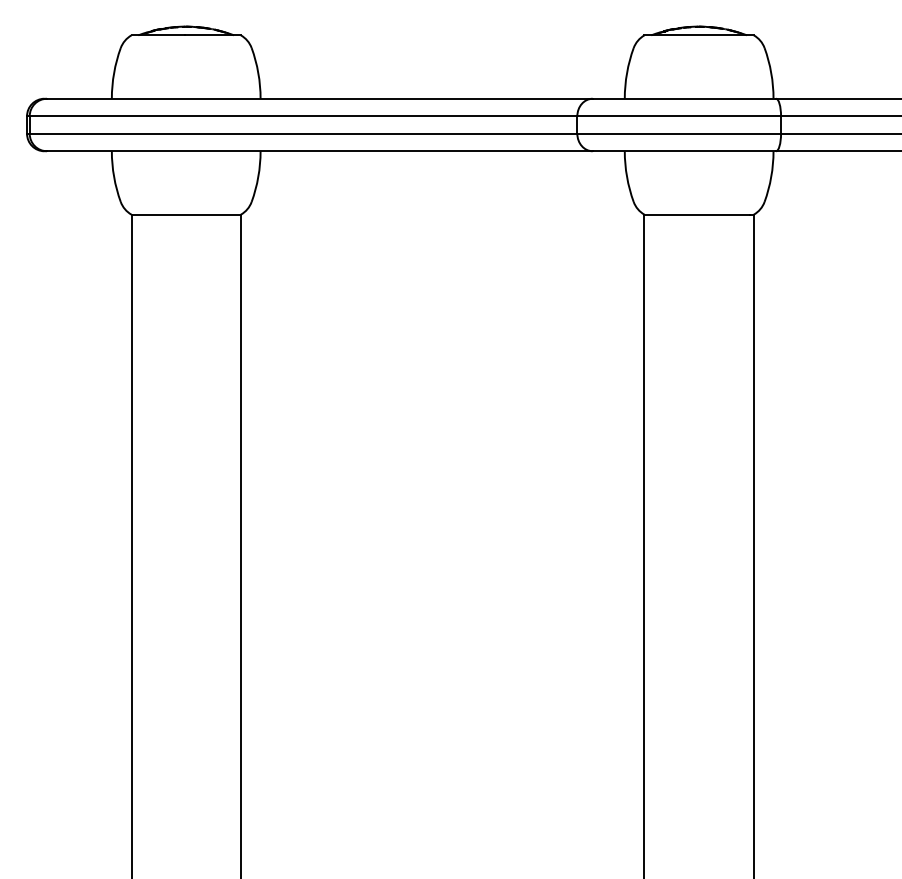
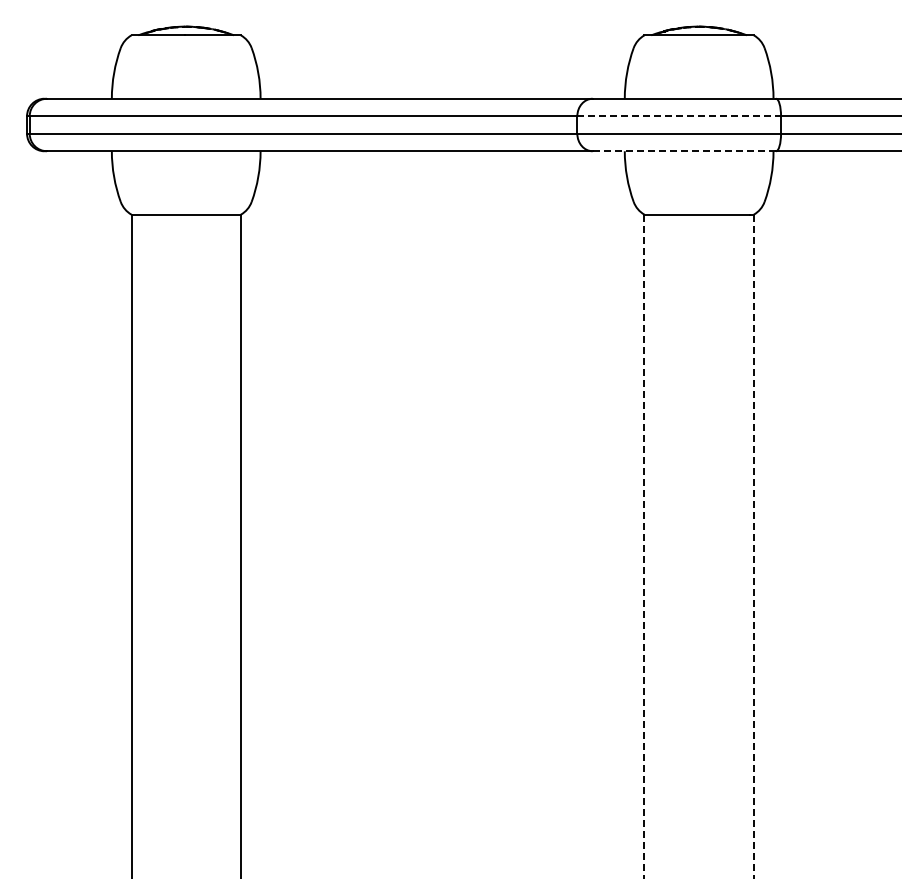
line: solid -> dashed (679, 116)
line: solid -> dashed (684, 151)
line: solid -> dashed (644, 546)
line: solid -> dashed (753, 546)
